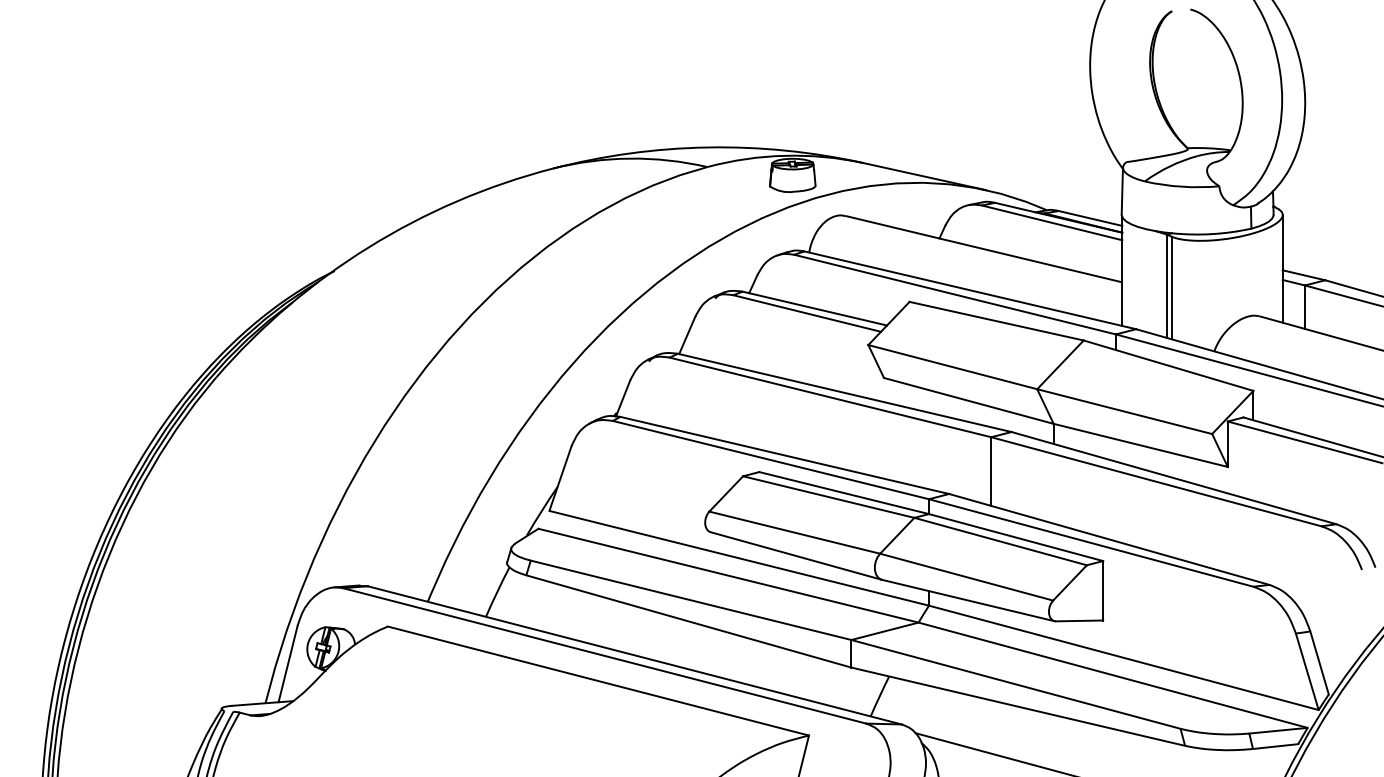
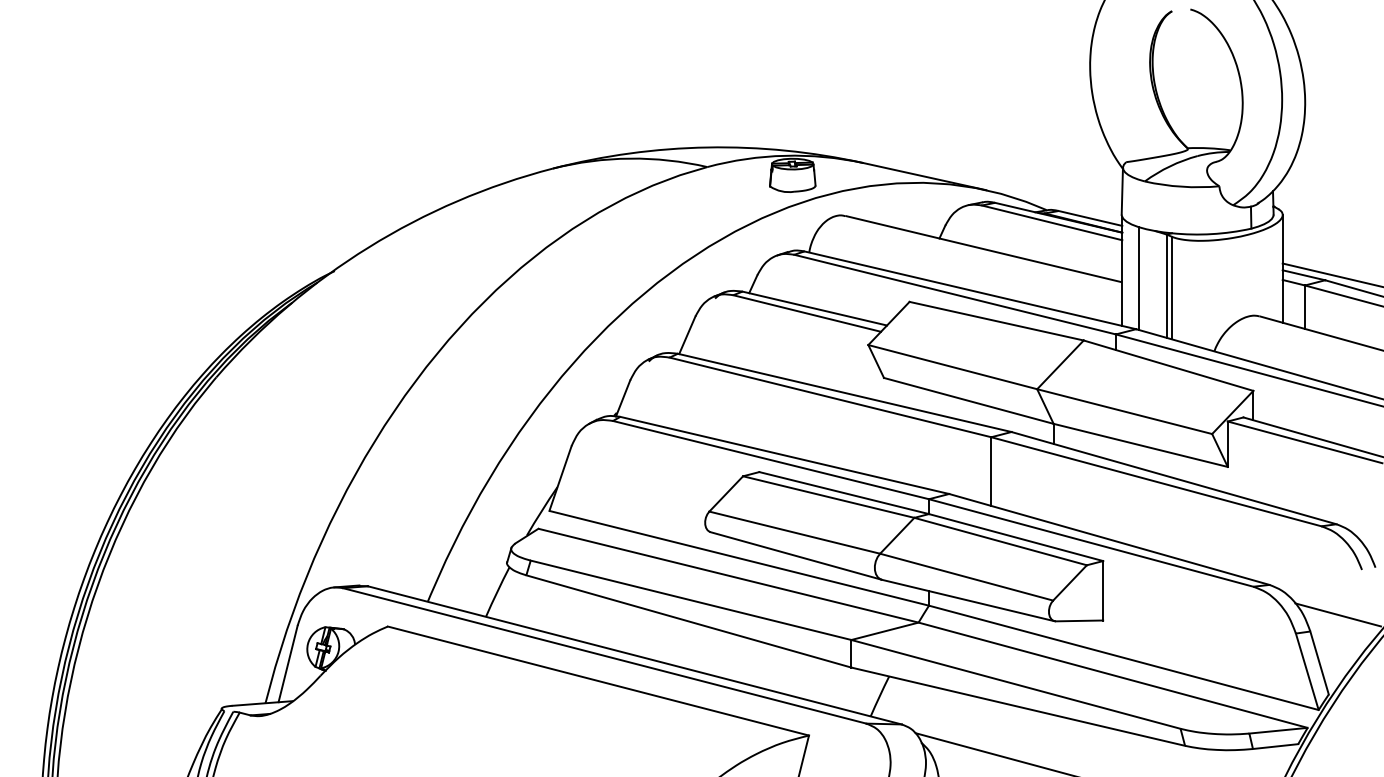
line: none -> present (1331, 274)
line: none -> present (1139, 278)
line: none -> present (1337, 614)
